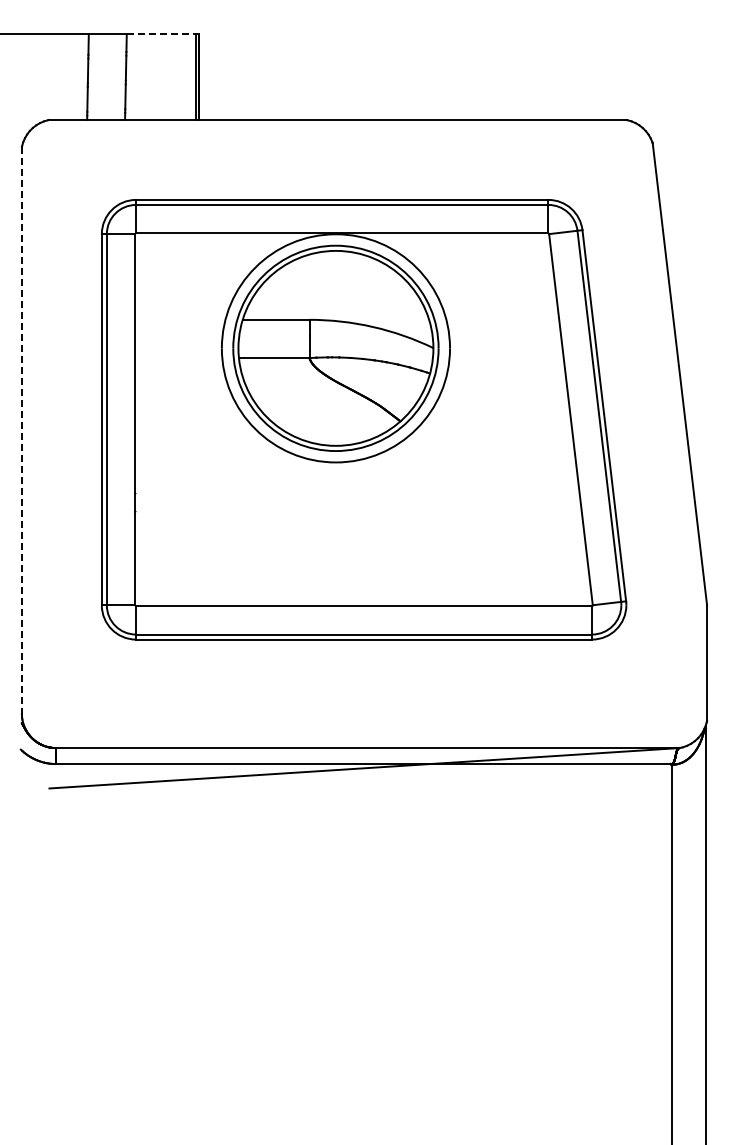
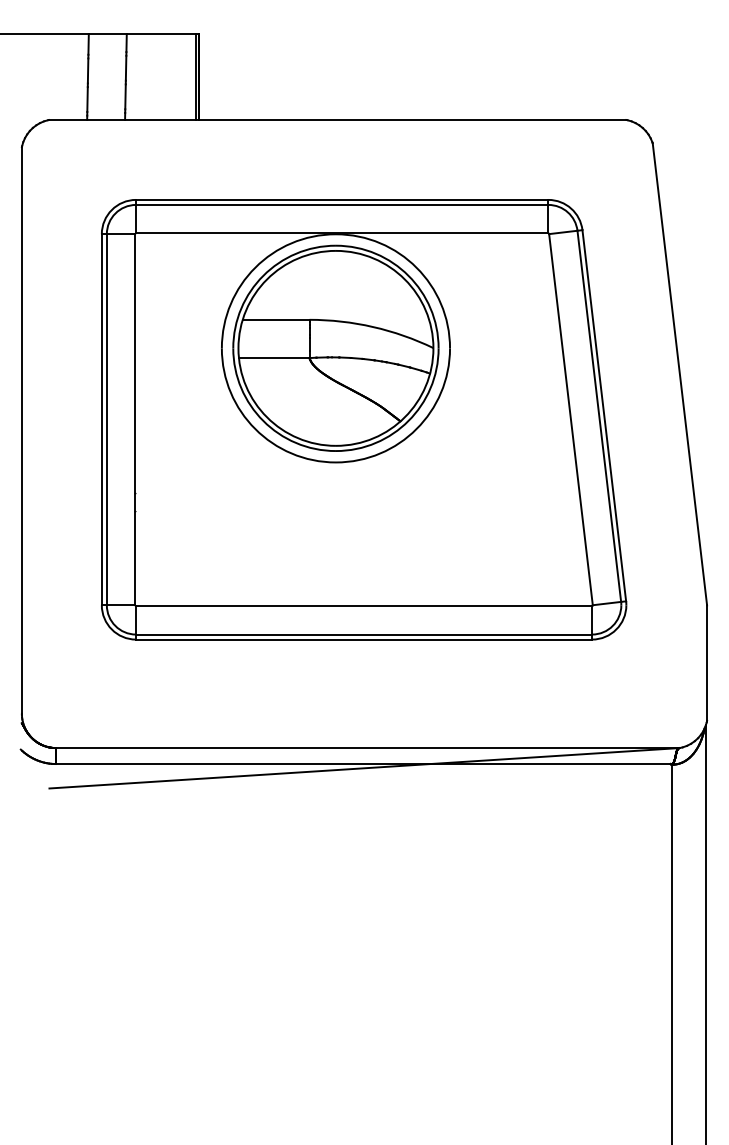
line: dashed -> solid (161, 34)
line: dashed -> solid (21, 431)
